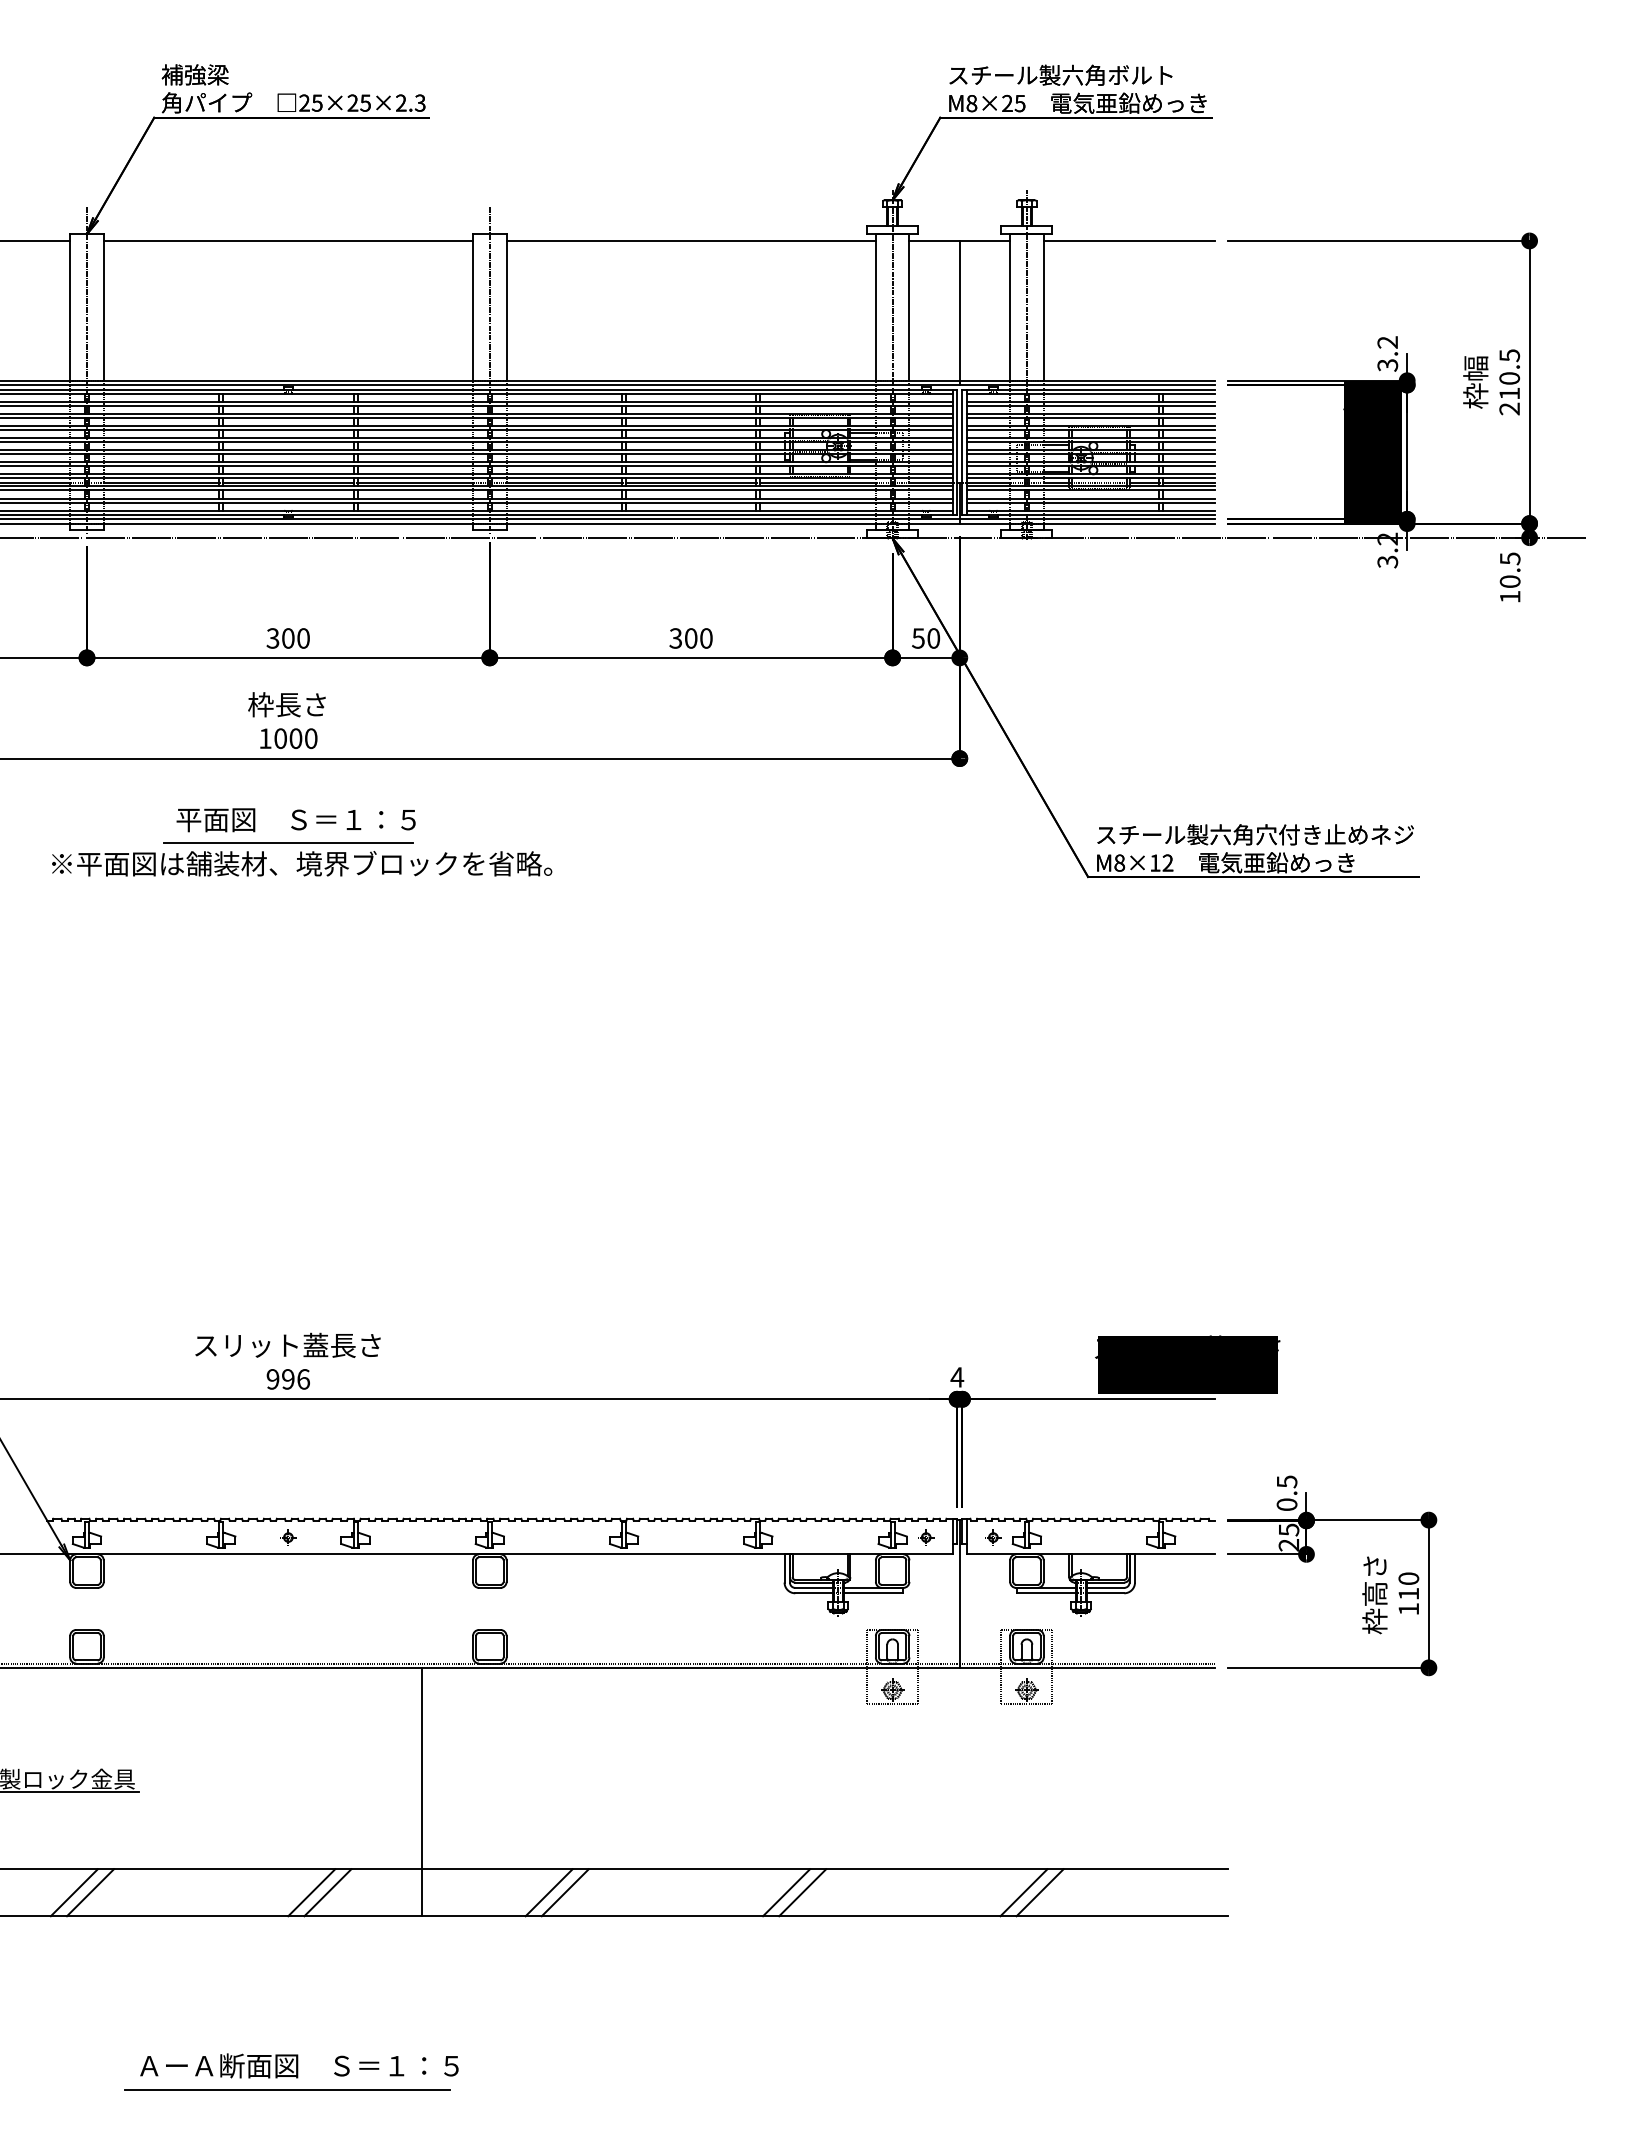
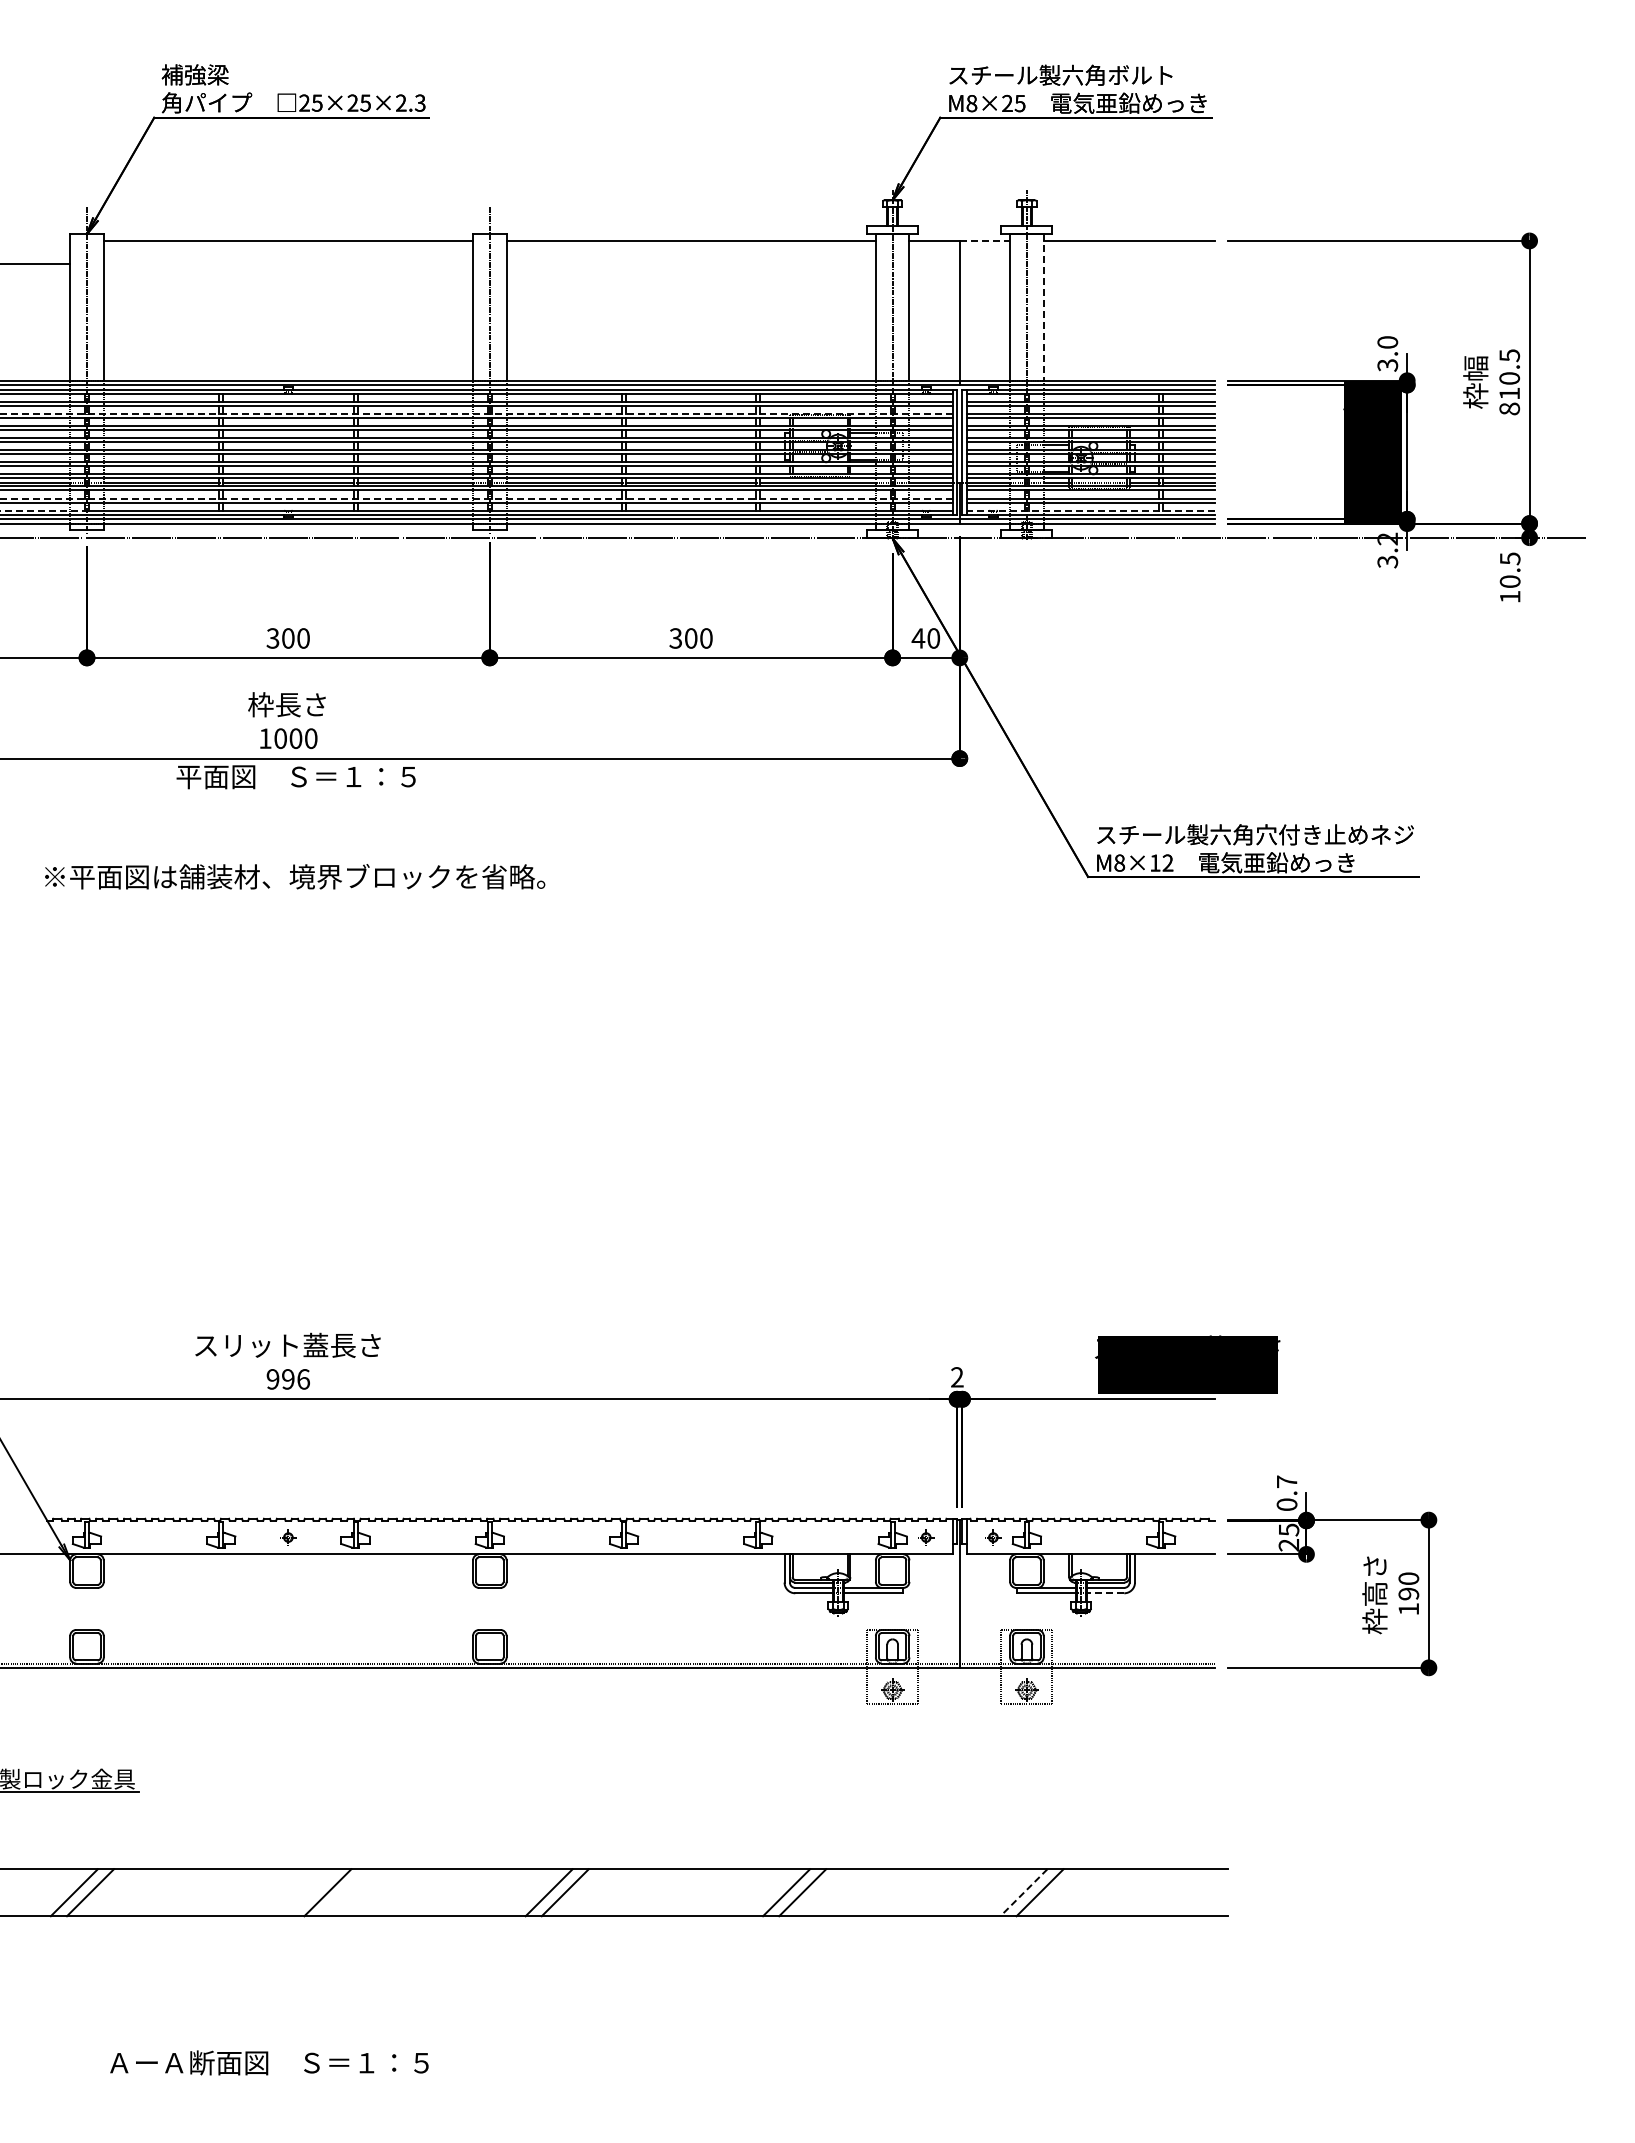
line position: (36, 240) -> (36, 263) (36, 263)
line: solid -> dashed (985, 240)
line: solid -> dashed (1043, 308)
text: 3.2 -> 3.0 (1387, 342)
text: 210.5 -> 810.5 (1509, 408)
line: solid -> dashed (476, 413)
line: solid -> dashed (476, 498)
line: solid -> dashed (44, 510)
line: solid -> dashed (1090, 510)
text: 50 -> 40 (918, 638)
text position: (295, 820) -> (295, 777) (295, 777)
line: present -> none (288, 843)
text position: (302, 863) -> (295, 876) (295, 876)
text: 4 -> 2 (957, 1377)
text: 0.5 -> 0.7 (1287, 1481)
line: solid -> dashed (1105, 1593)
text: 110 -> 190 (1408, 1593)
line: present -> none (422, 1791)
line: present -> none (311, 1892)
line: solid -> dashed (1023, 1893)
text position: (299, 2065) -> (269, 2062) (269, 2062)
line: present -> none (287, 2089)
